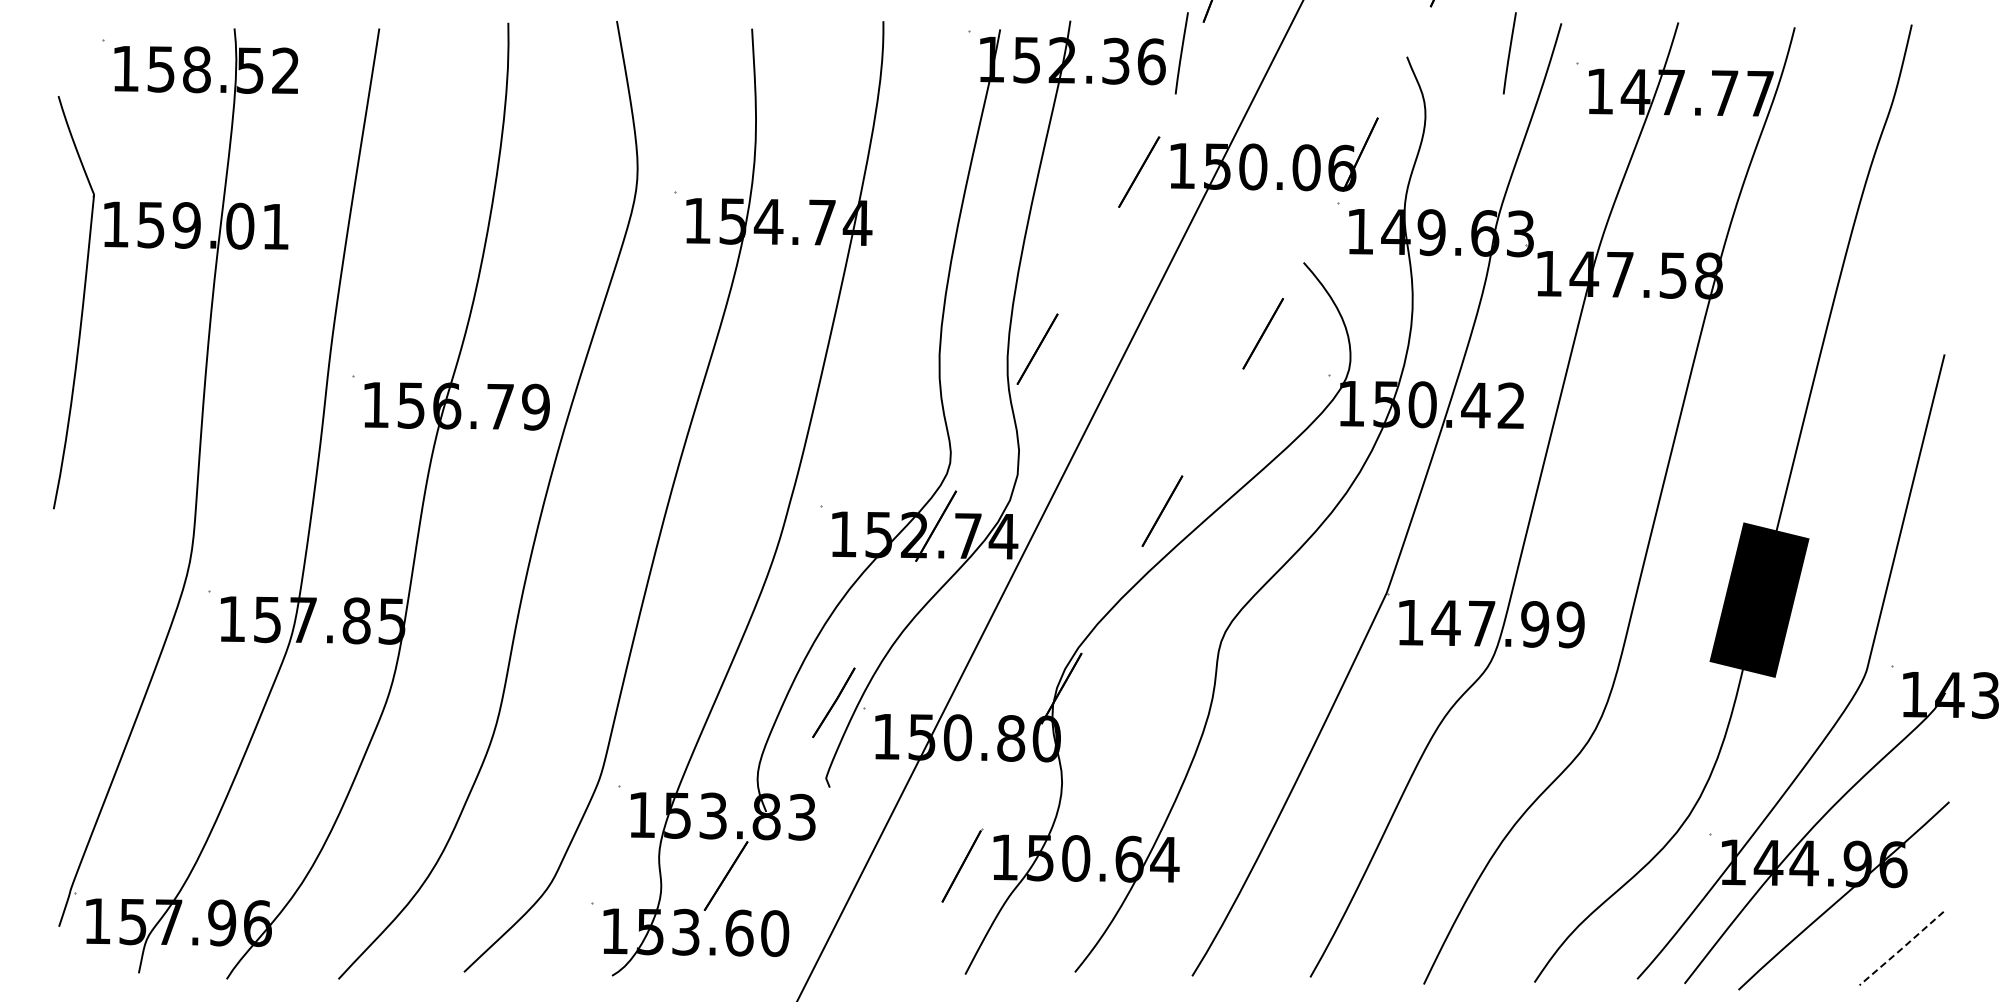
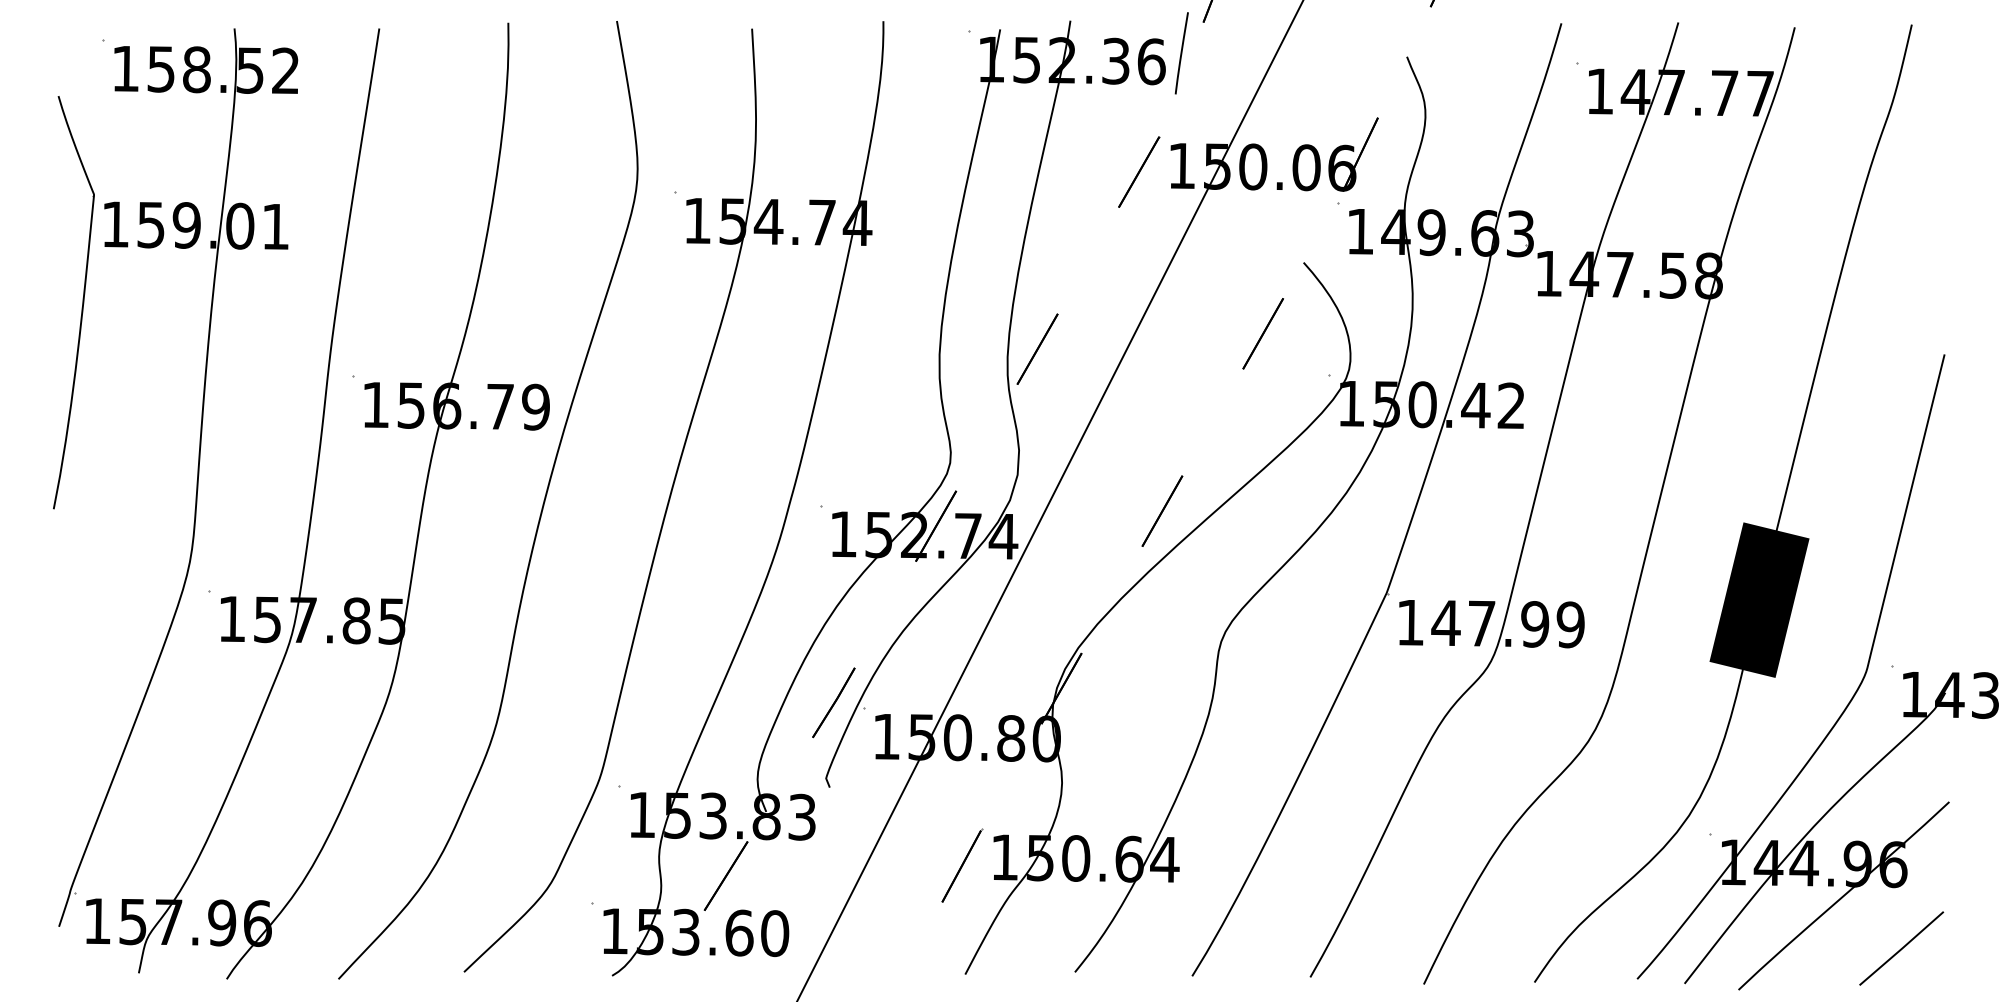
line: present -> none (1509, 53)
line: dashed -> solid (1902, 948)
